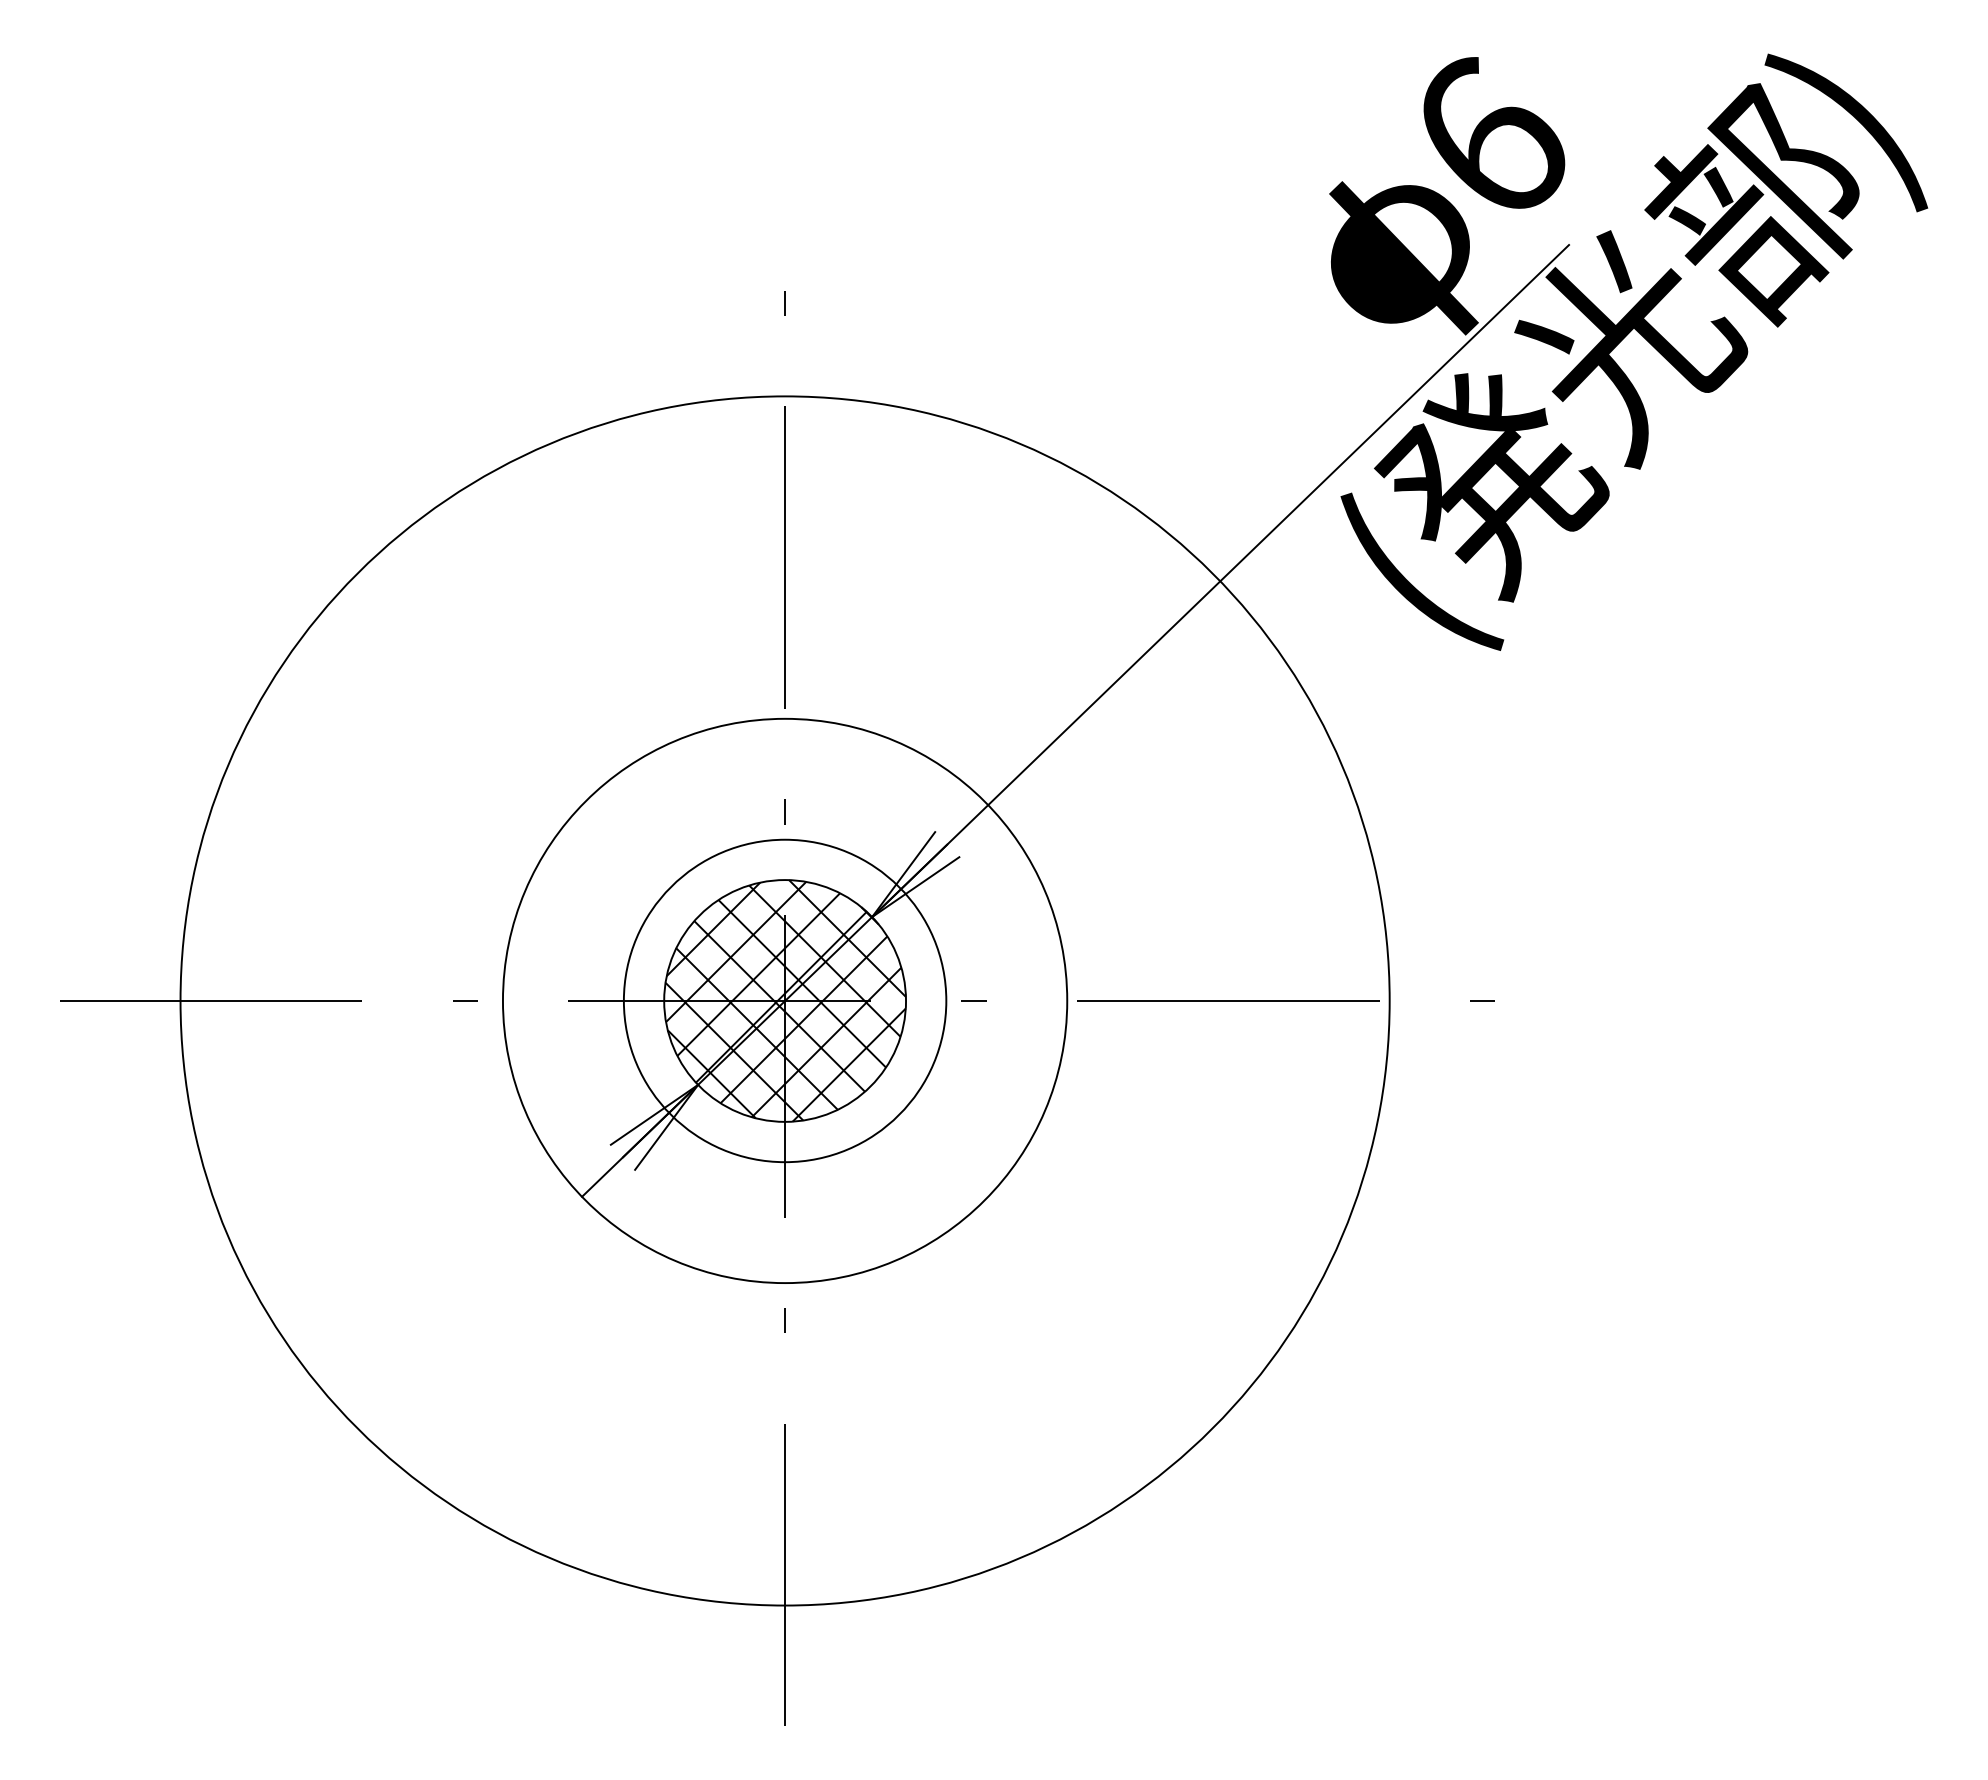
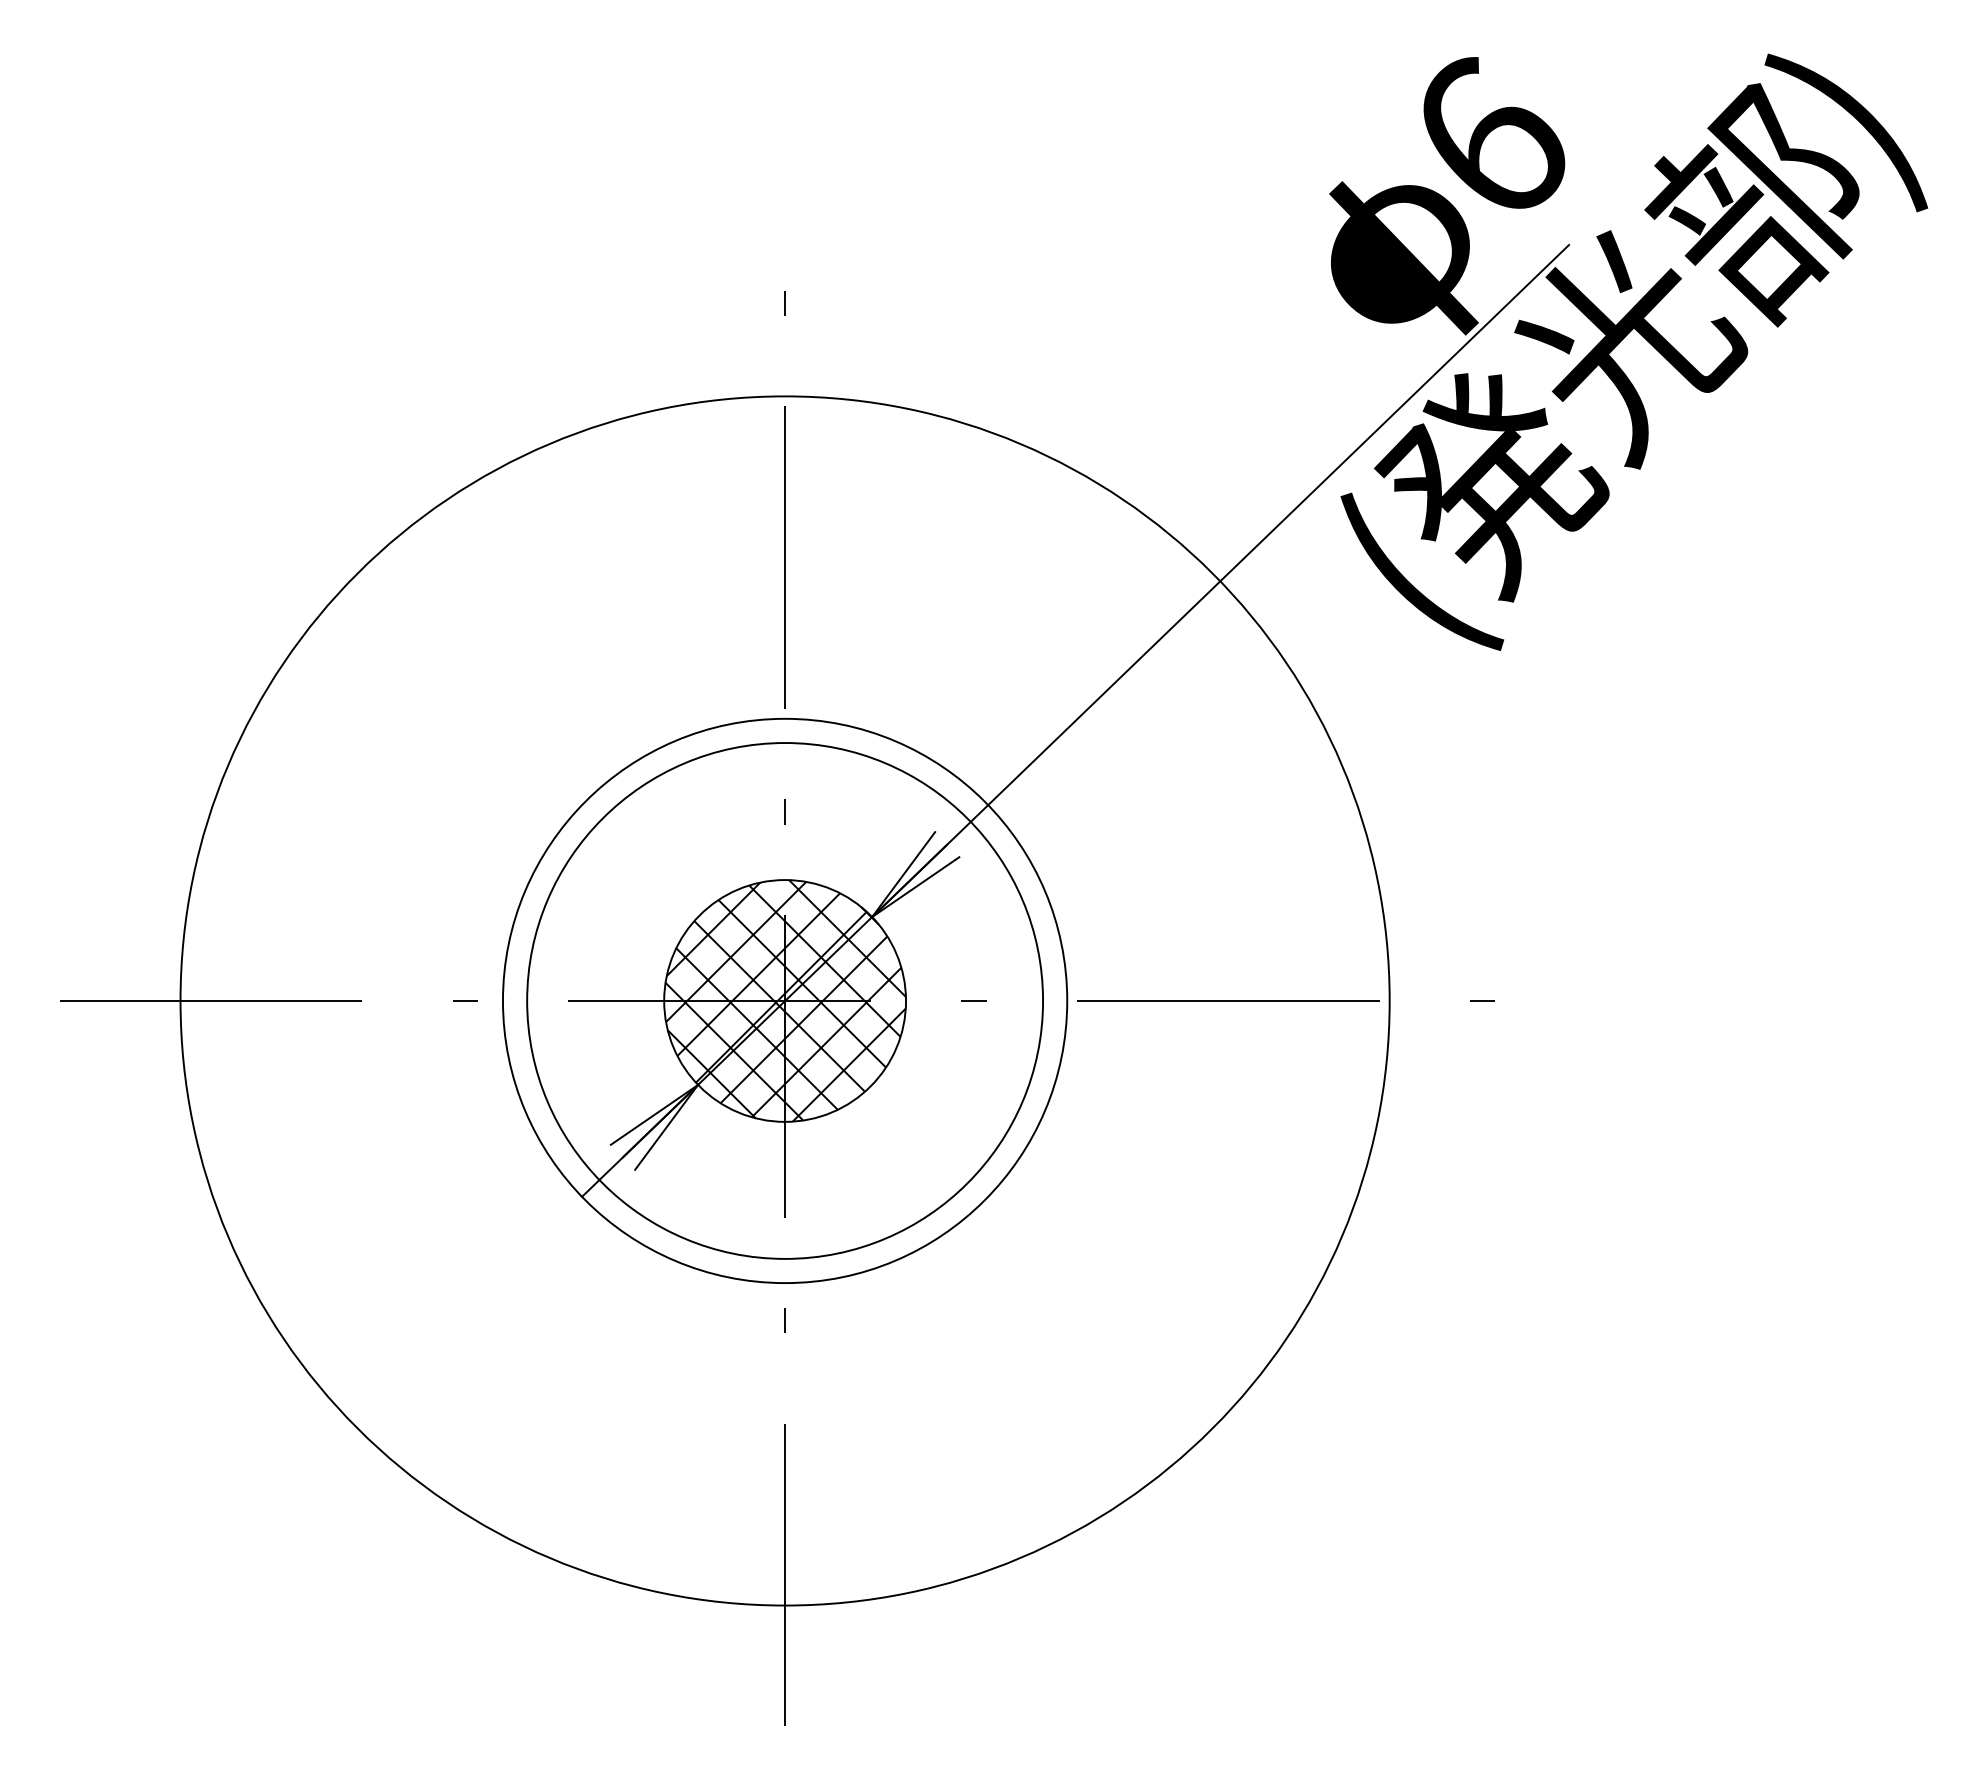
circle diameter: 322 px -> 516 px (785, 1000)
